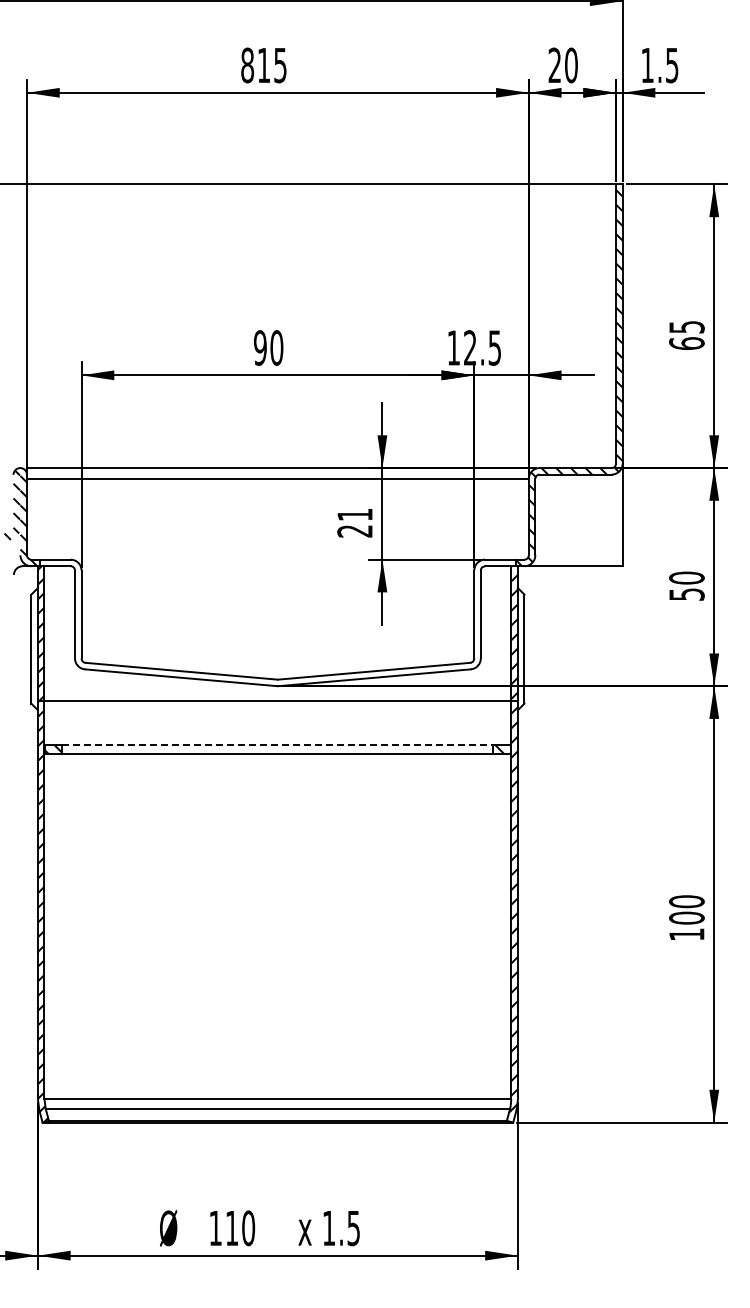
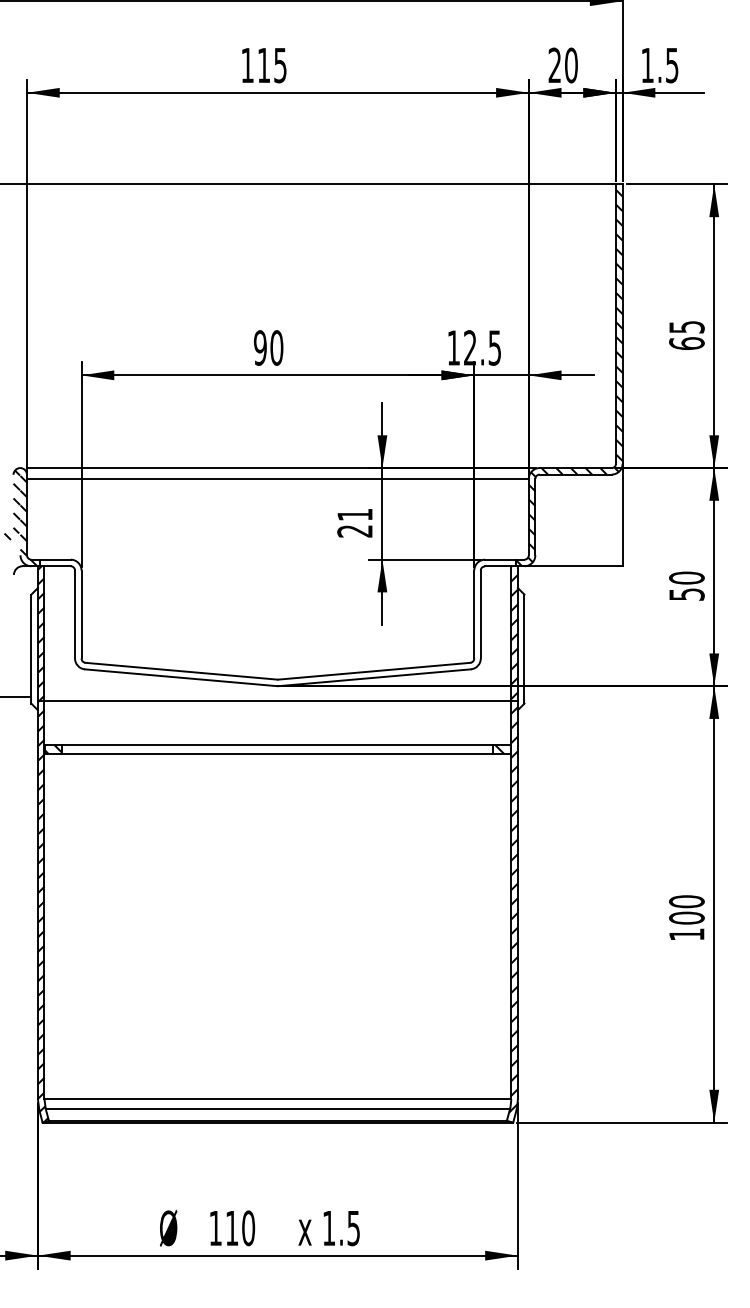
text: 815 -> 115 (247, 65)
line: none -> present (16, 697)
line: dashed -> solid (277, 745)
